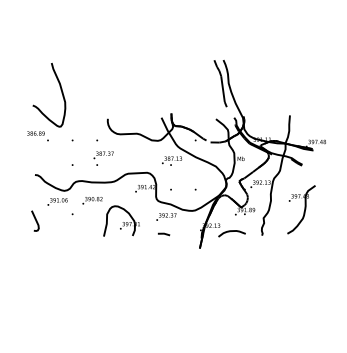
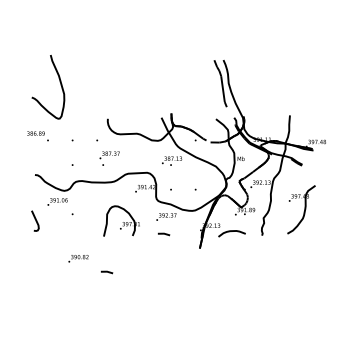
curve position: (60, 90) -> (59, 82) (59, 82)
text position: (103, 158) -> (109, 158) (109, 158)
text position: (92, 200) -> (78, 258) (78, 258)
line: none -> present (106, 272)
